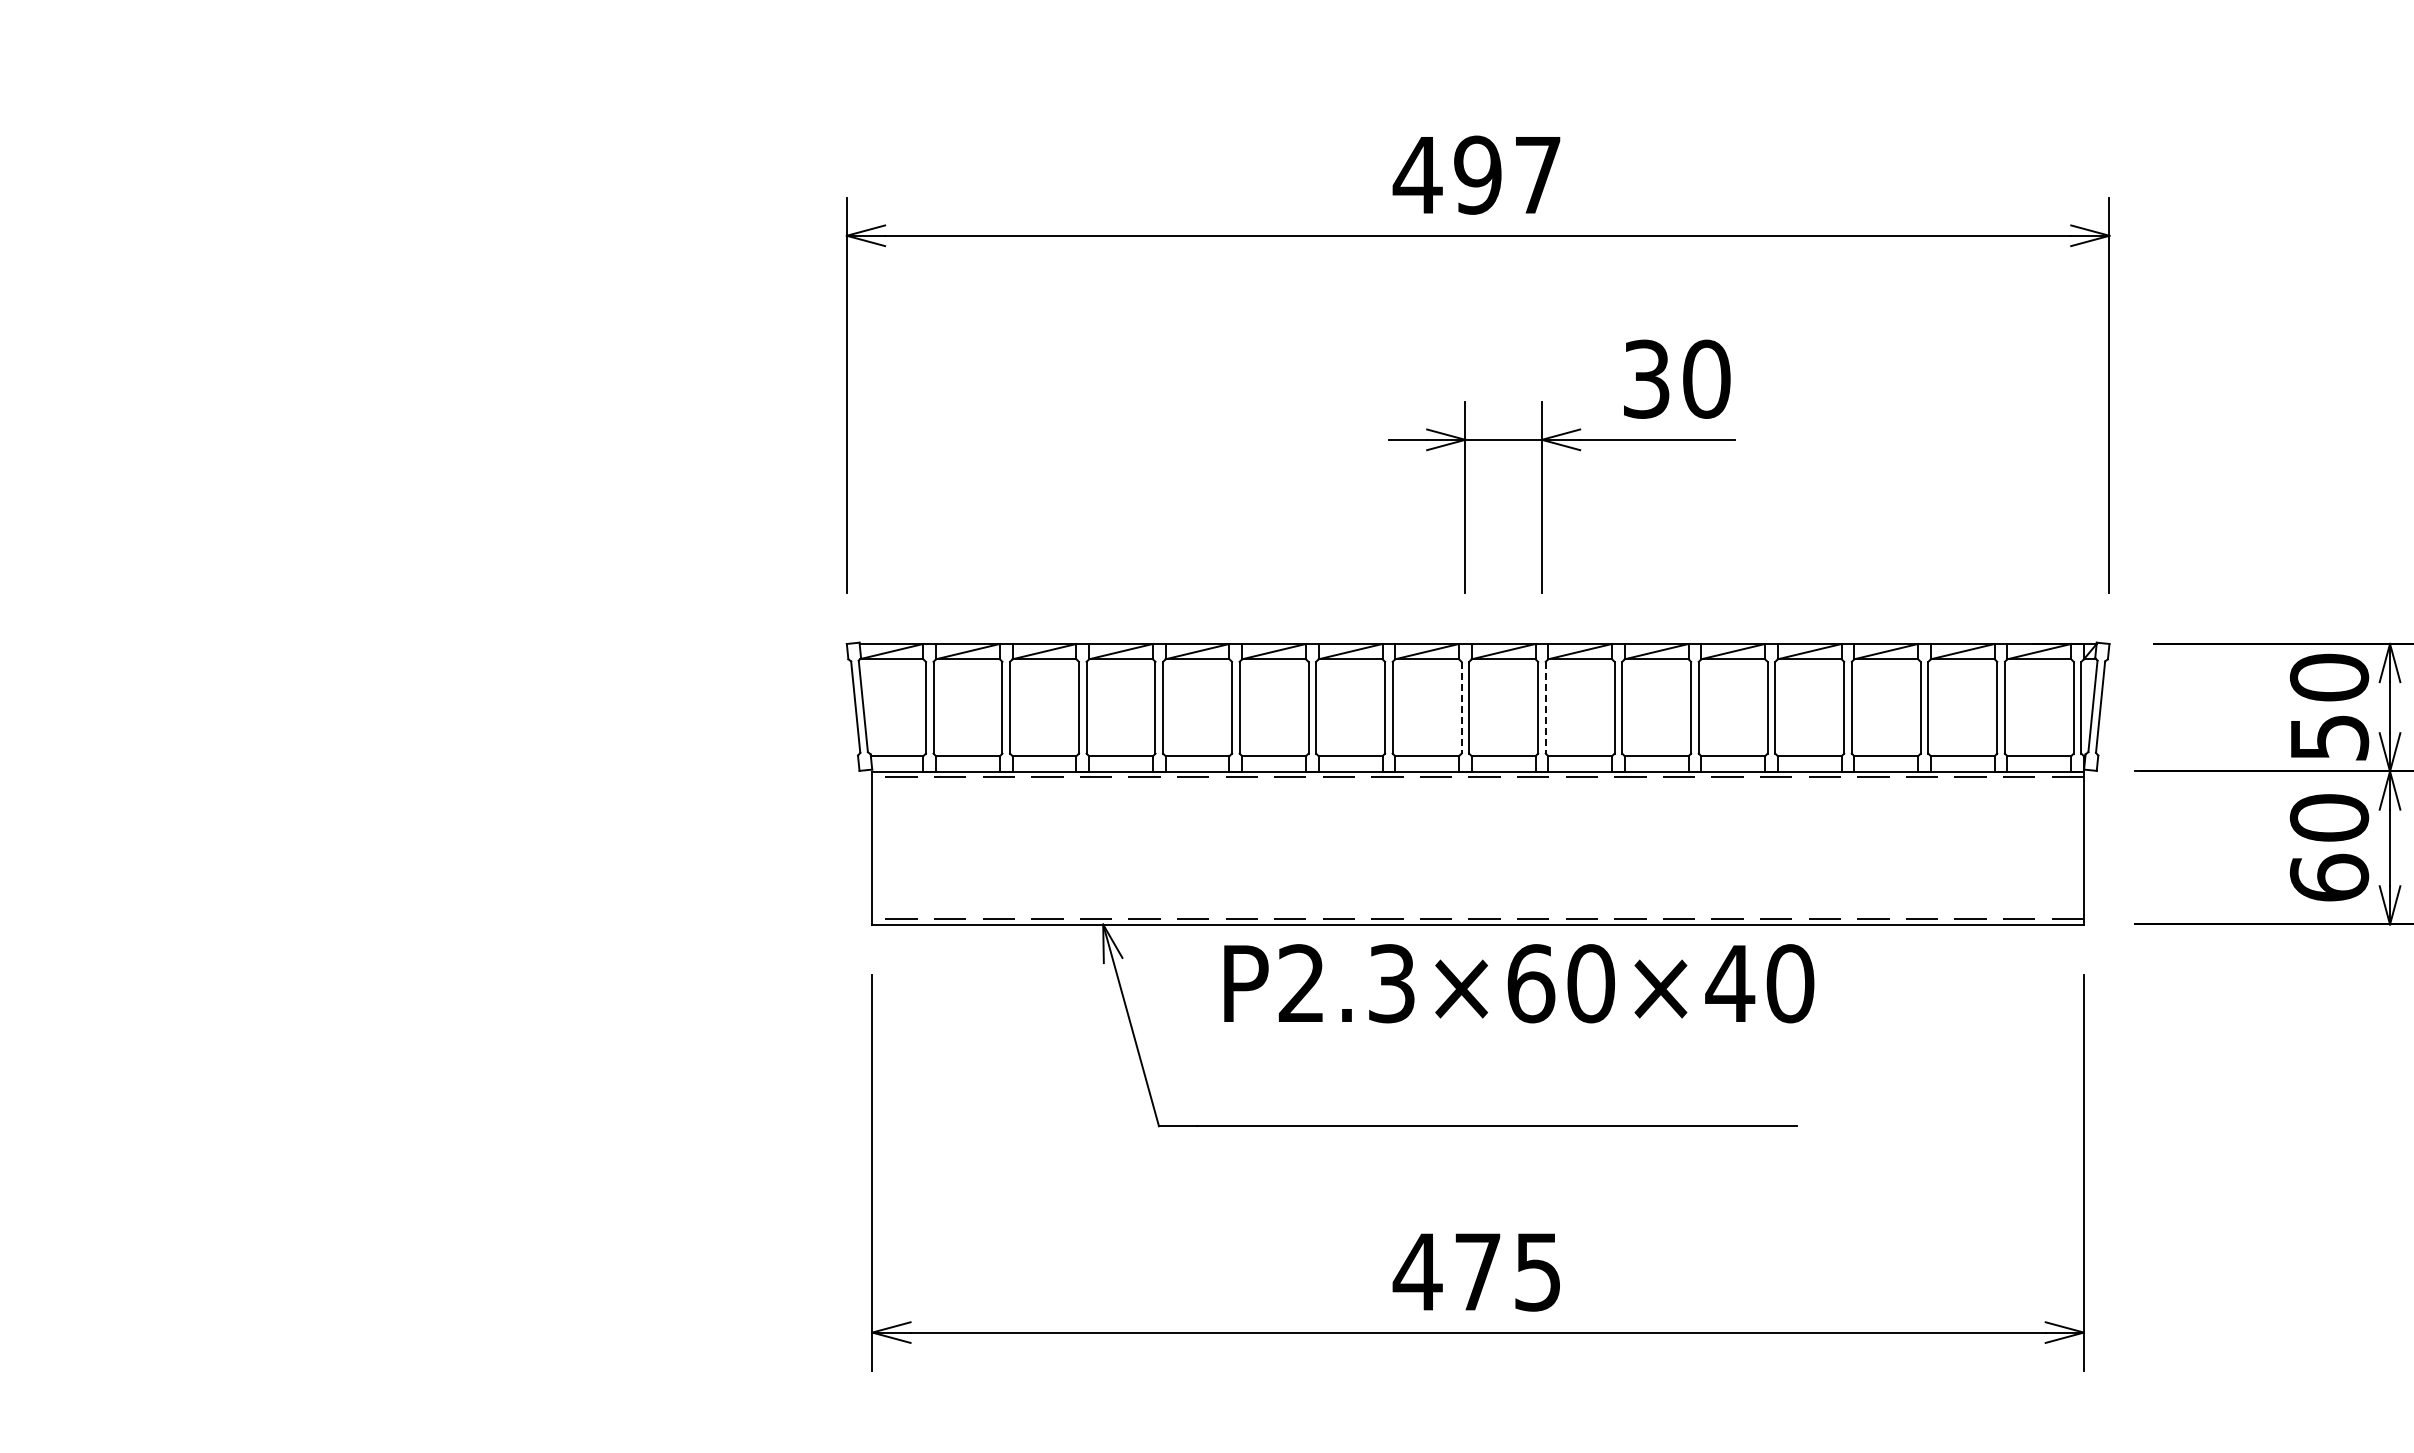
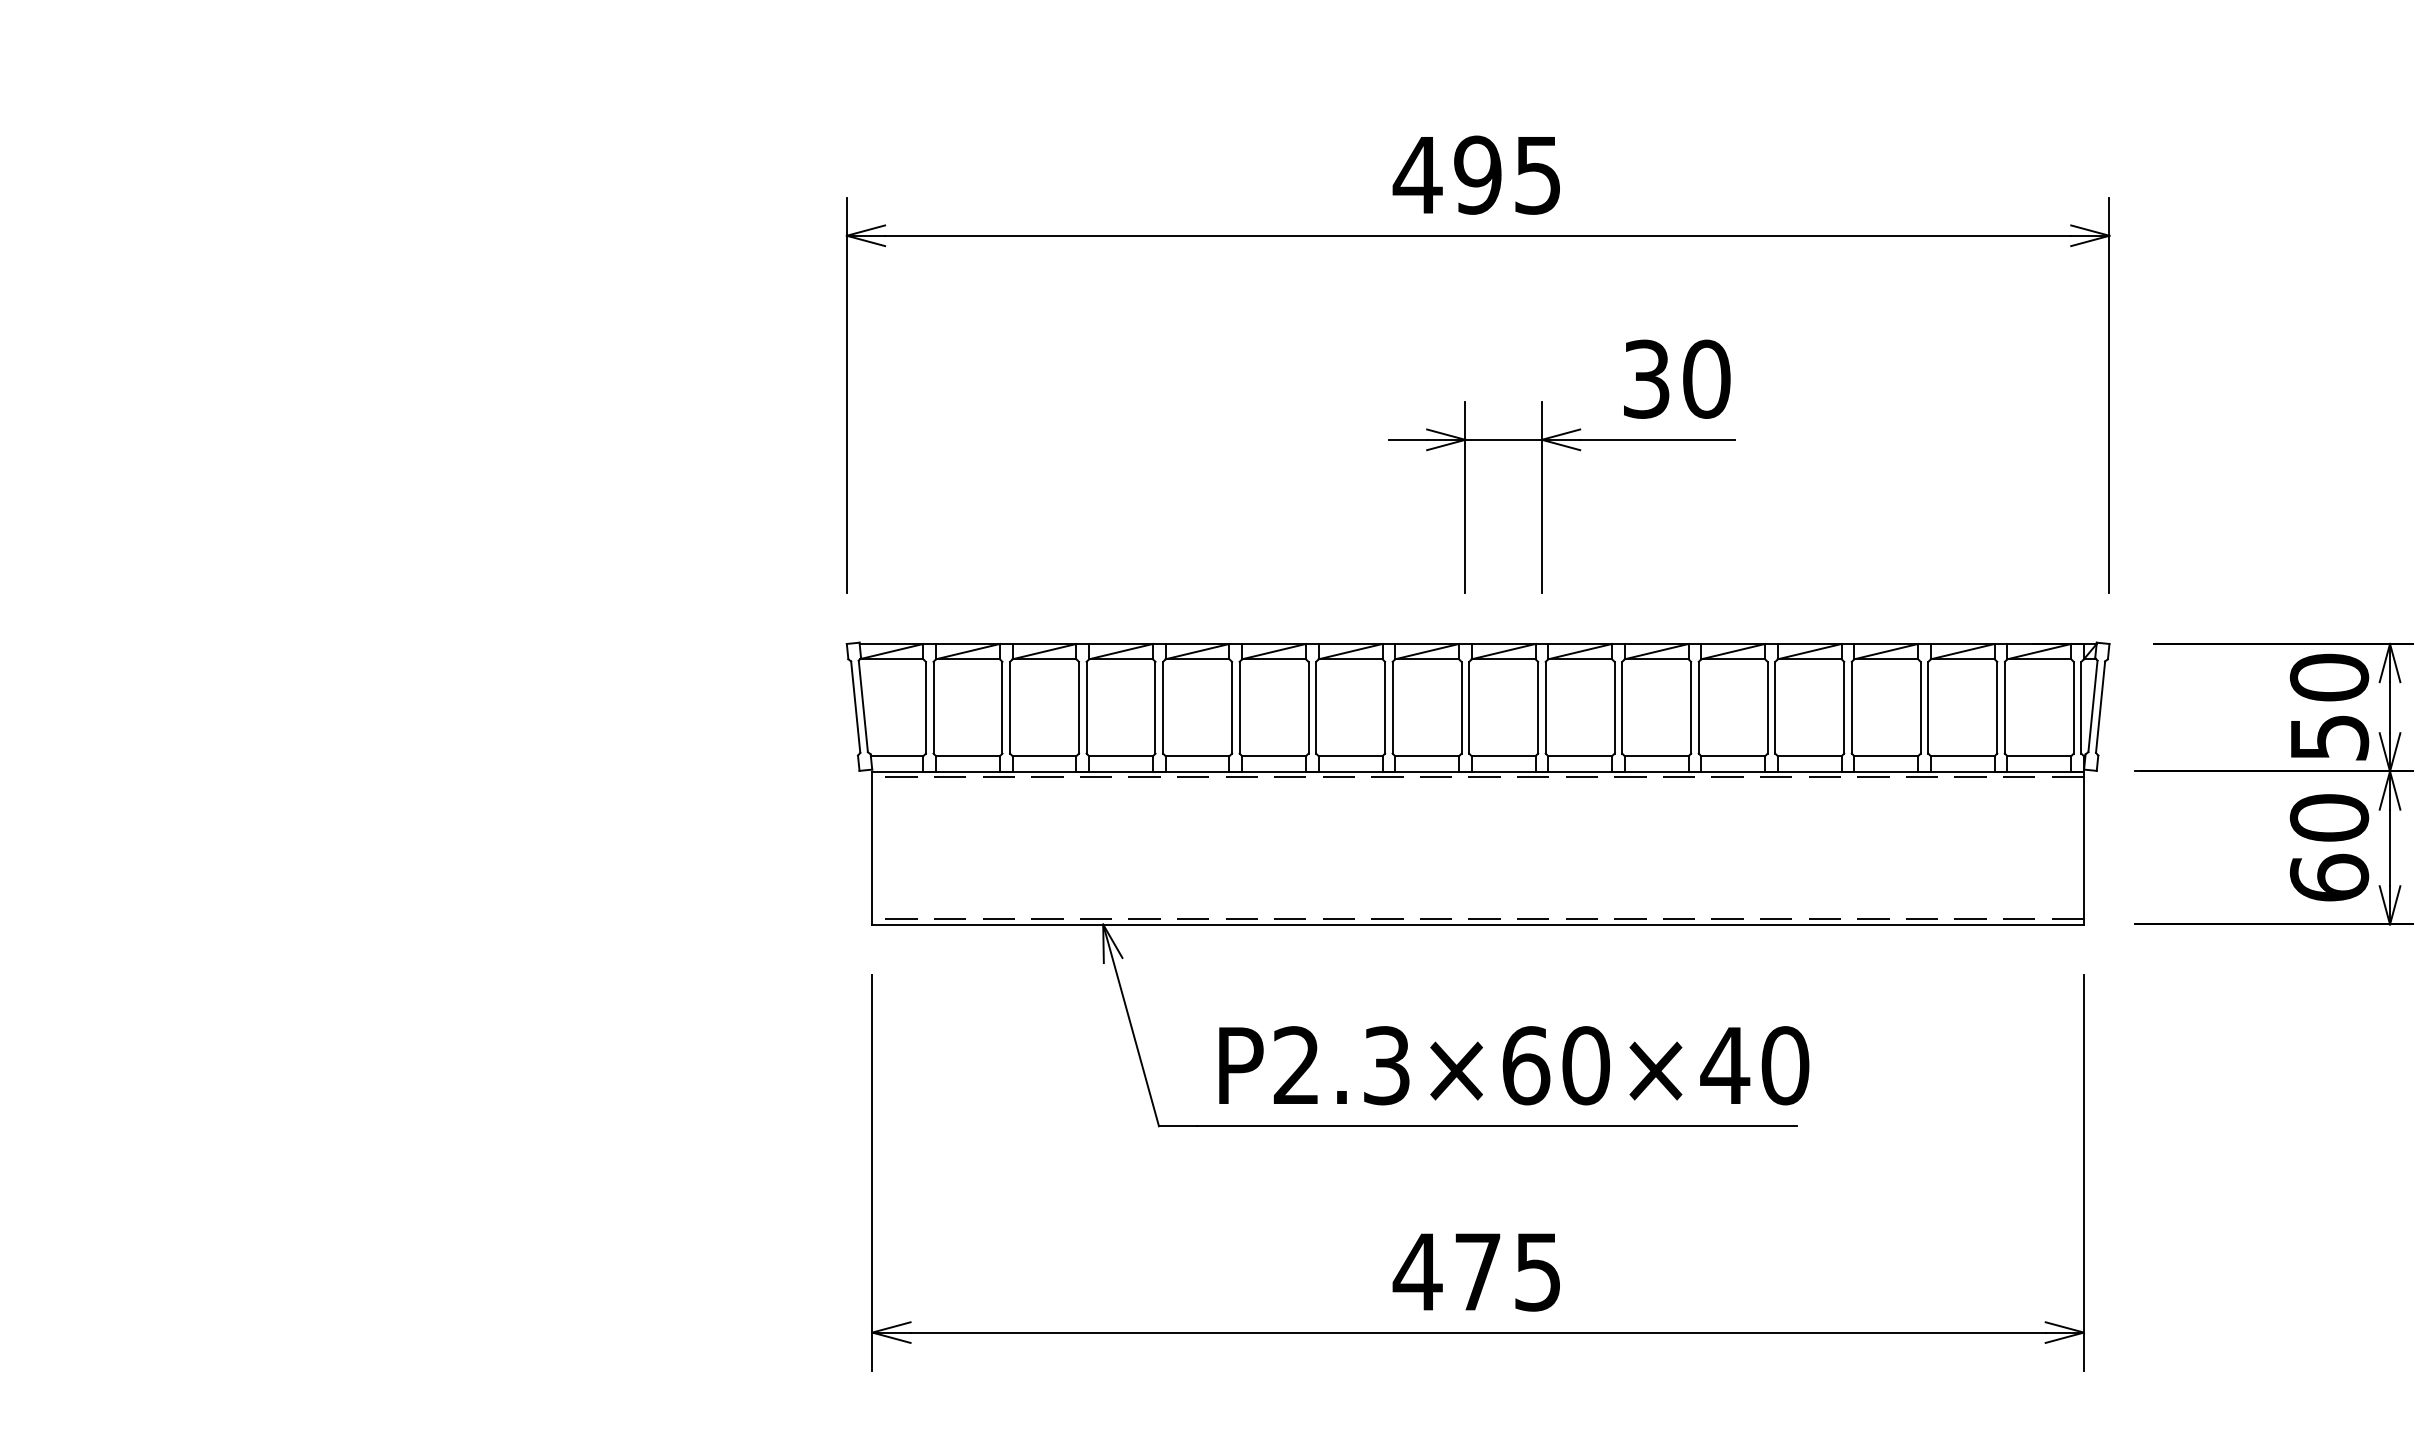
text: 497 -> 495 (1537, 175)
line: dashed -> solid (1461, 707)
line: dashed -> solid (1545, 707)
text position: (1519, 983) -> (1514, 1065) (1514, 1065)
